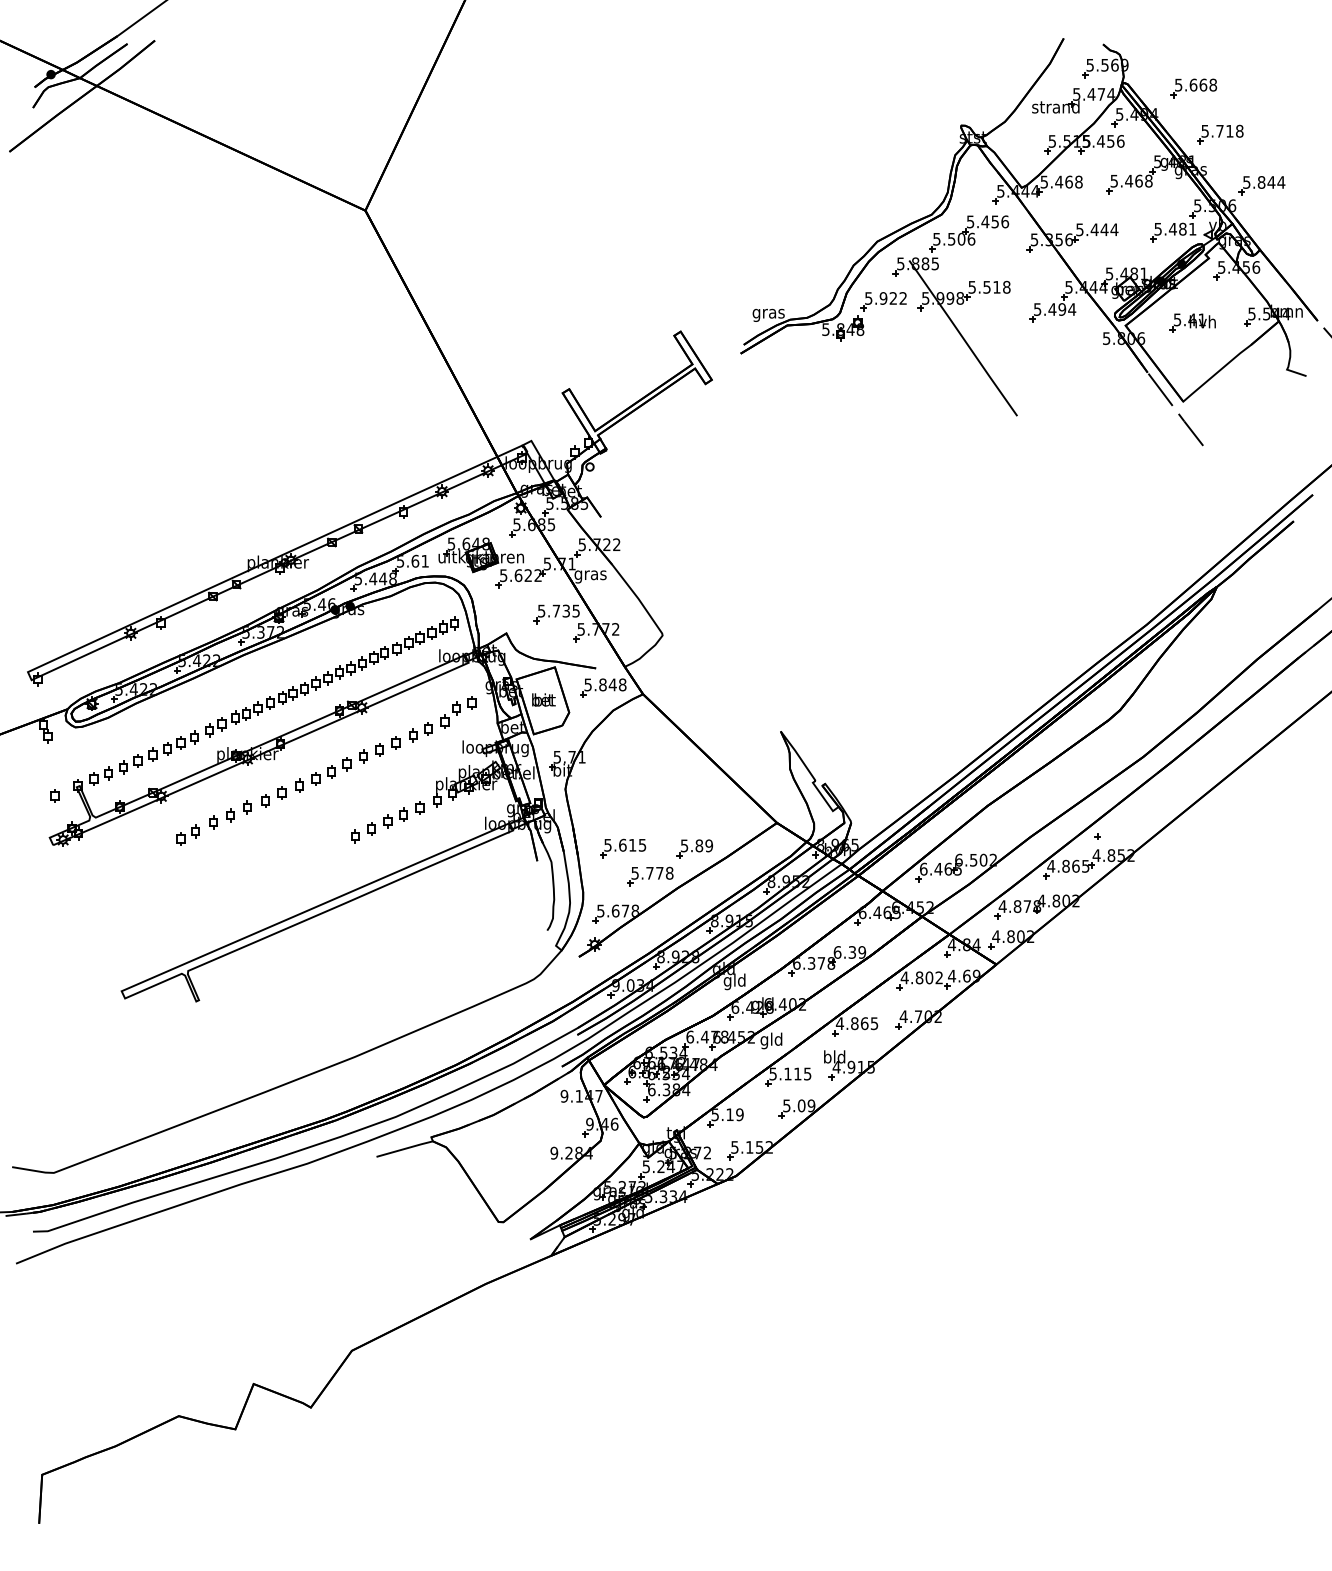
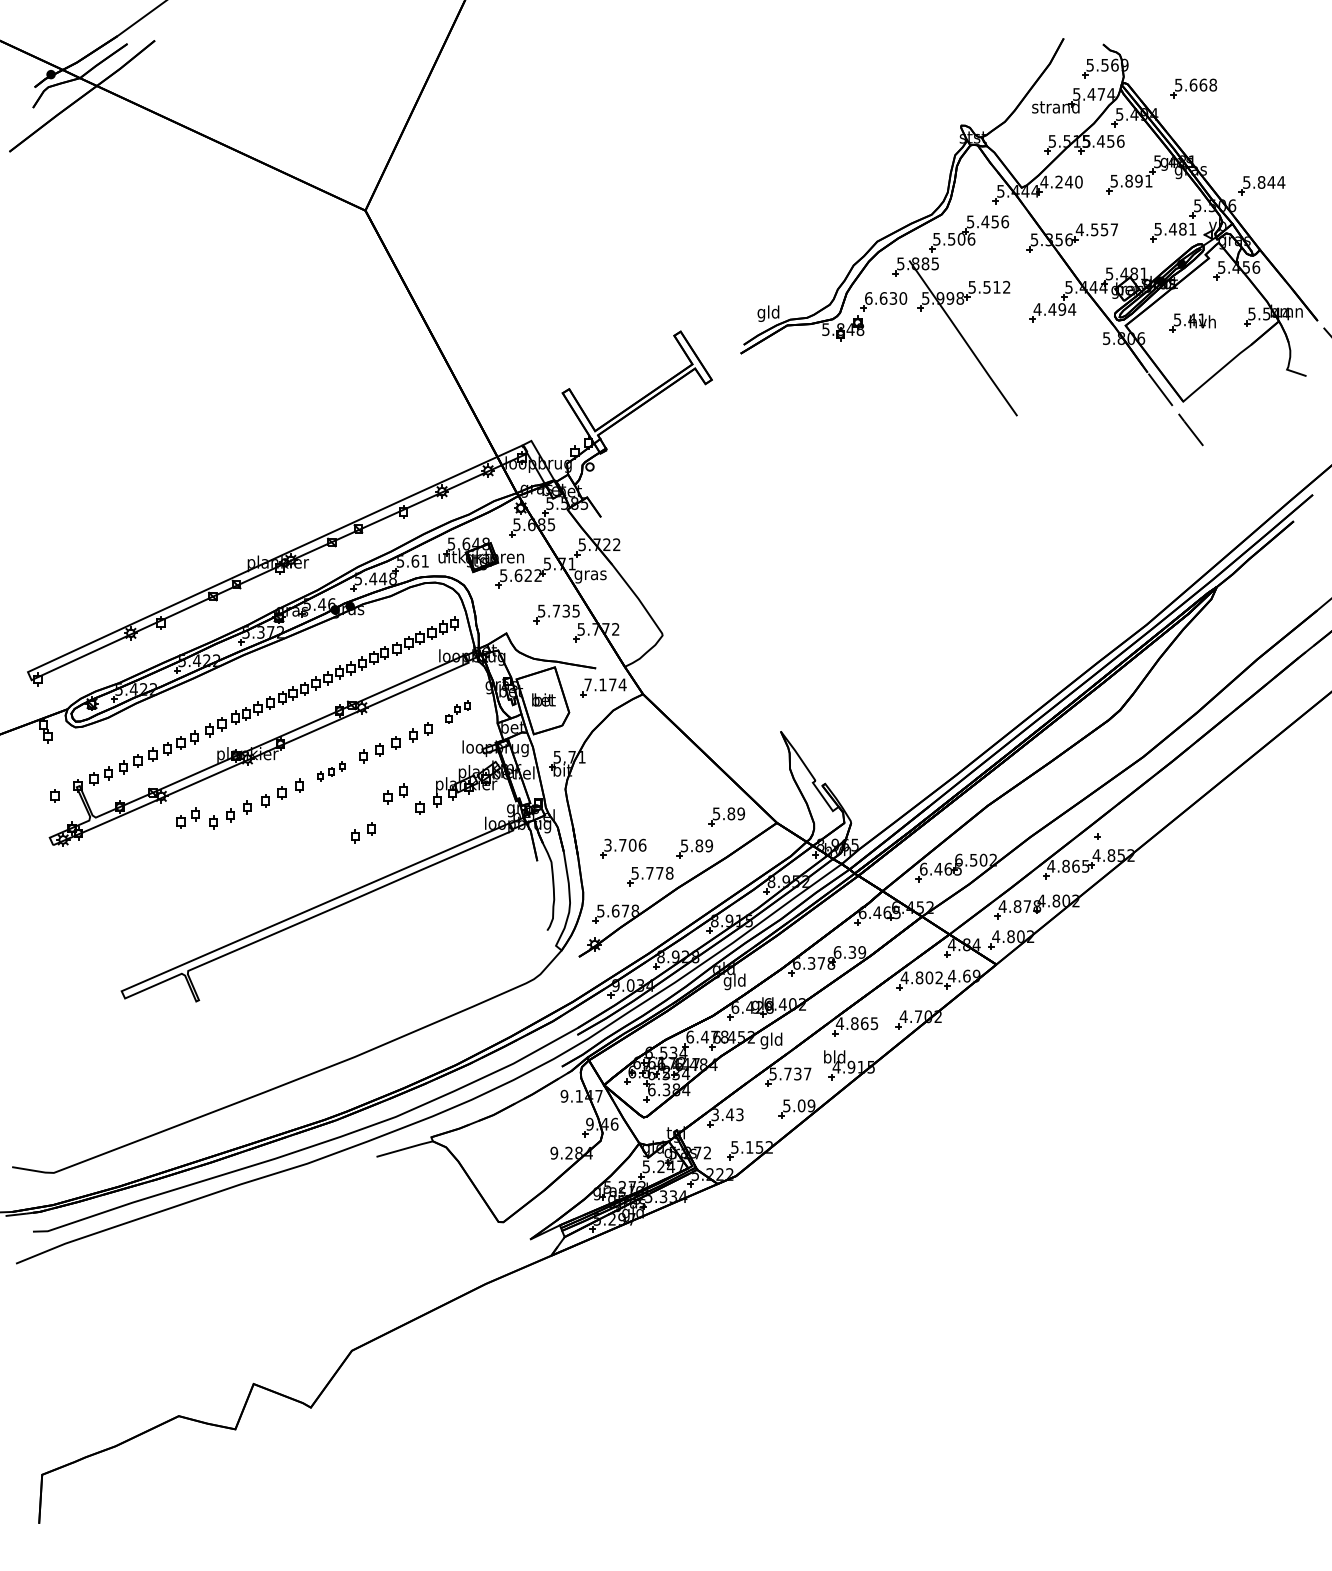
part: present -> none (1220, 134)
text: 5.468 -> 5.891 (1138, 180)
text: 5.468 -> 4.240 (1061, 181)
text: 5.444 -> 4.557 (1096, 229)
text: 5.518 -> 5.512 (1006, 287)
text: 5.922 -> 6.630 (886, 298)
text: 5.494 -> 4.494 (1037, 309)
text: gras -> gld (768, 313)
text: 5.848 -> 7.174 (605, 684)
part size: 37x33 px -> 26x24 px (457, 711)
part size: 41x29 px -> 29x21 px (331, 771)
part: none -> present (726, 816)
part position: (395, 817) -> (395, 793) (395, 793)
part position: (187, 834) -> (187, 817) (187, 817)
text: 5.615 -> 3.706 (625, 844)
text: 5.115 -> 5.737 (797, 1073)
text: 5.19 -> 3.43 (727, 1114)
